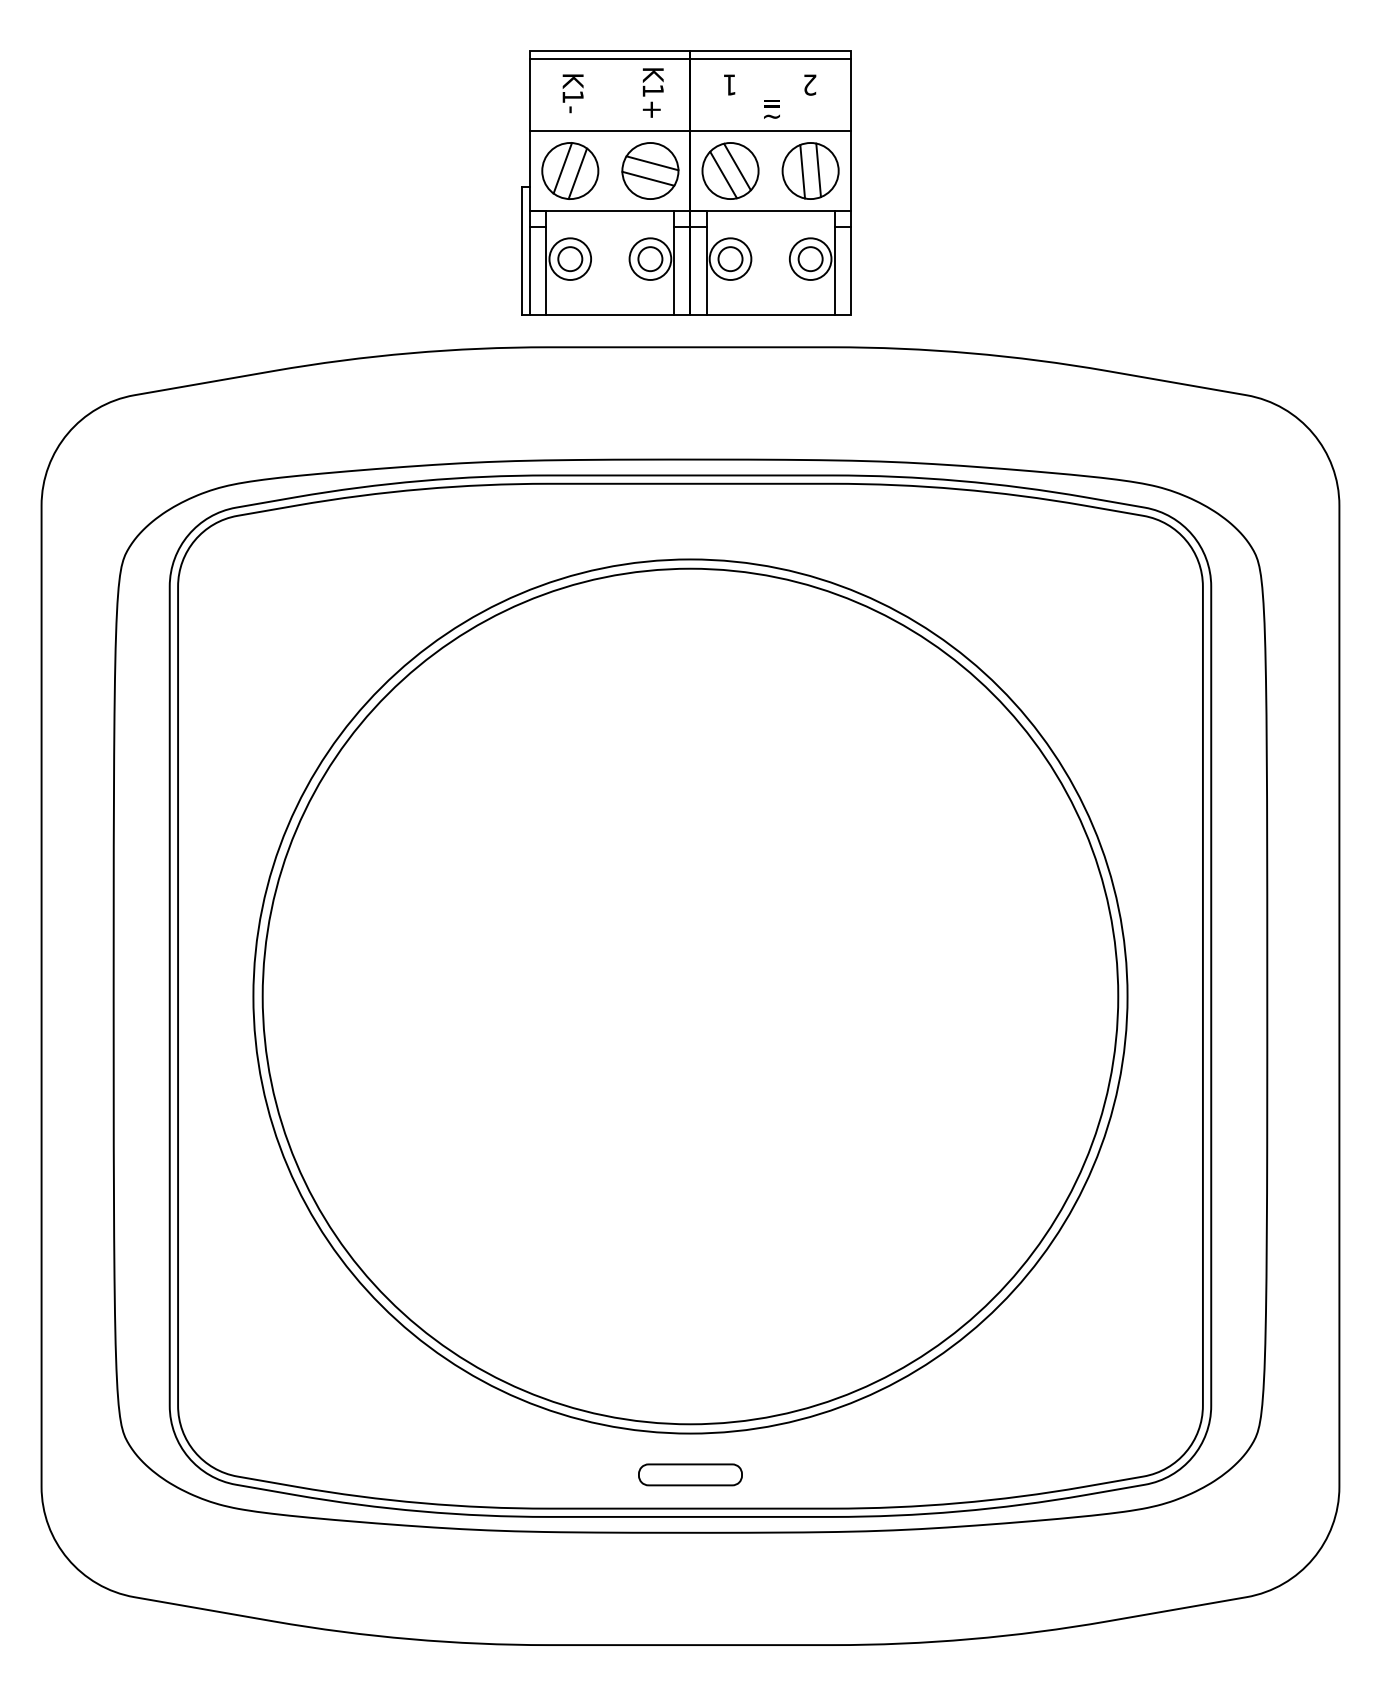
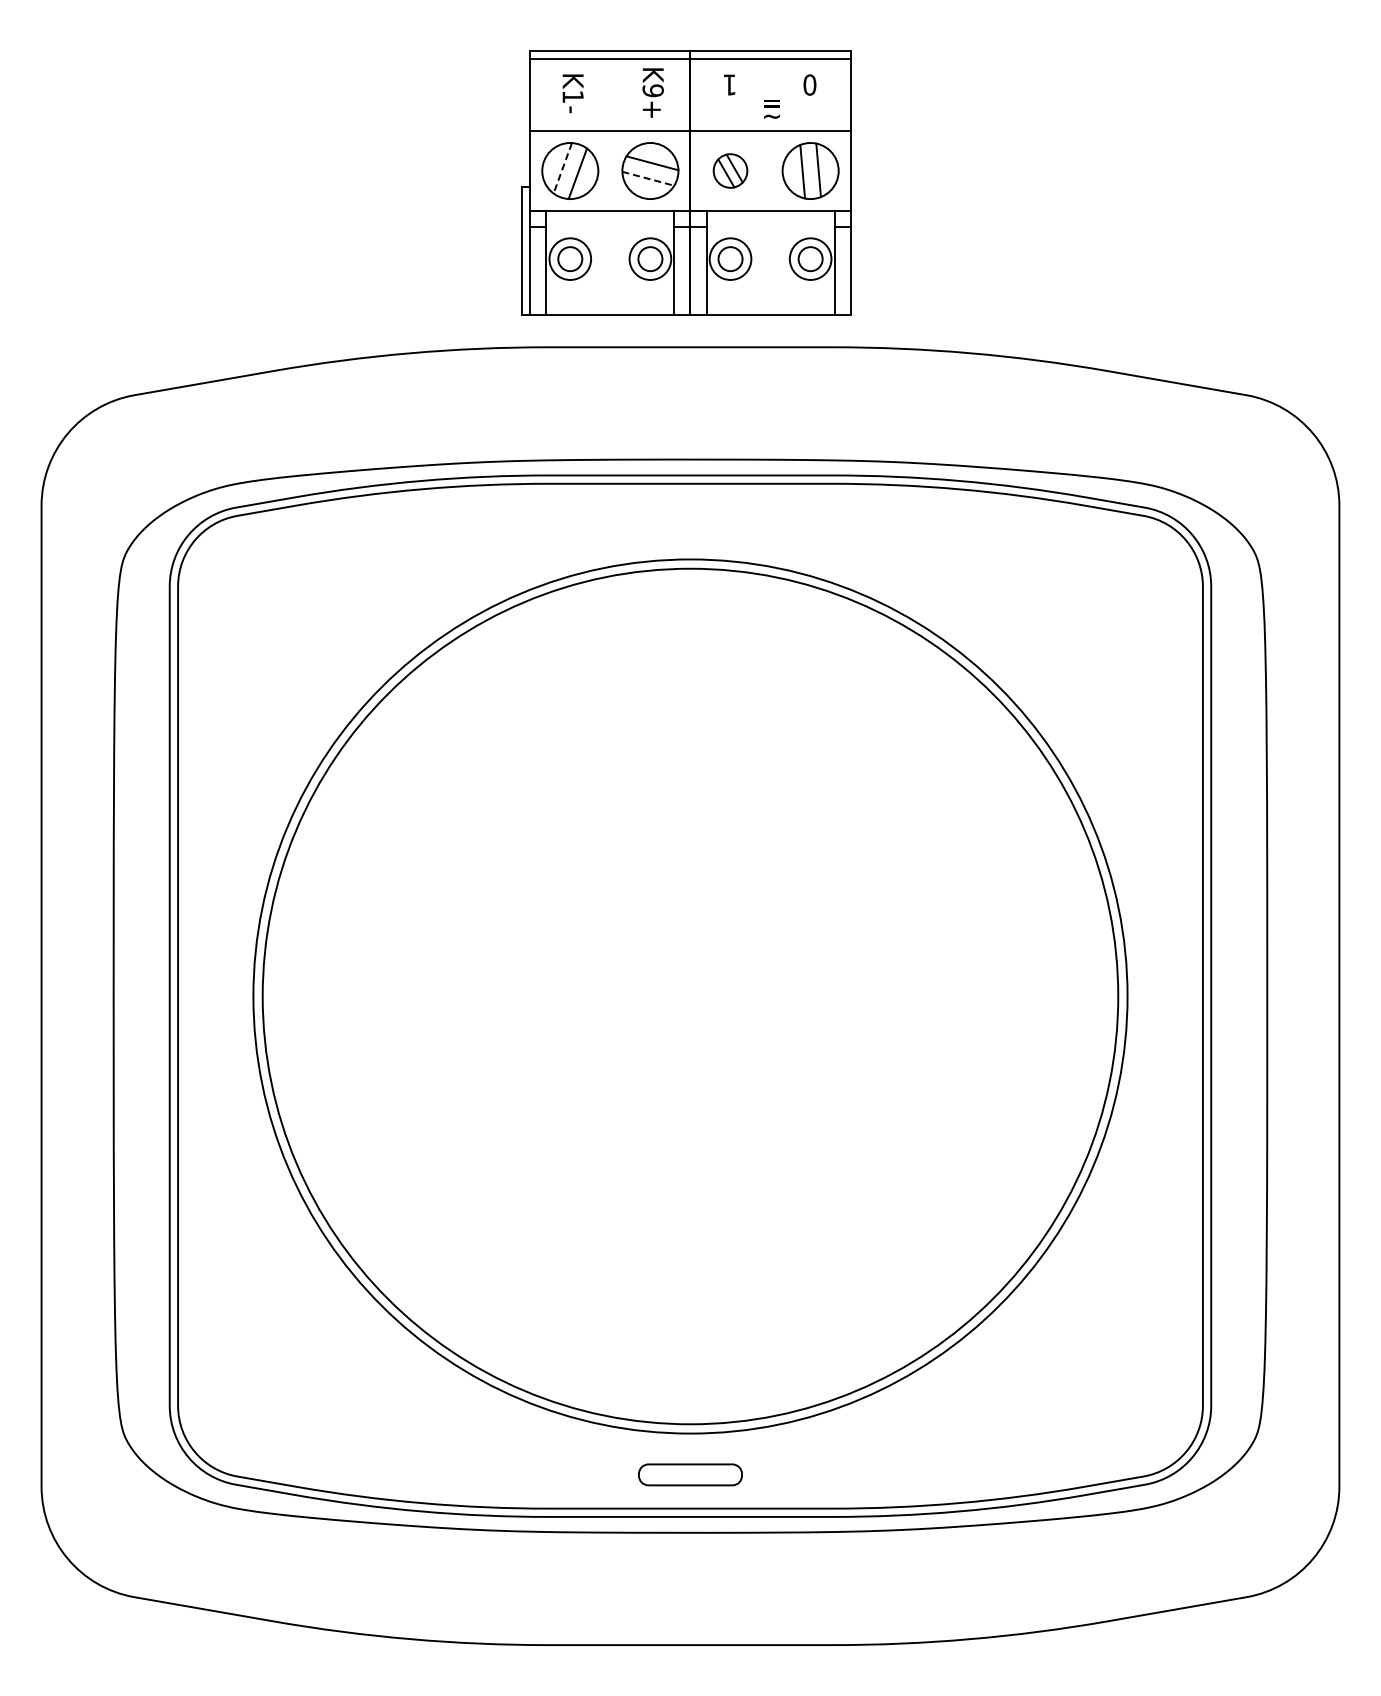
text: 2 -> 0 (809, 84)
text: K1+ -> K9+ (652, 90)
line: solid -> dashed (562, 168)
part size: 59x58 px -> 37x36 px (730, 170)
line: solid -> dashed (648, 178)
